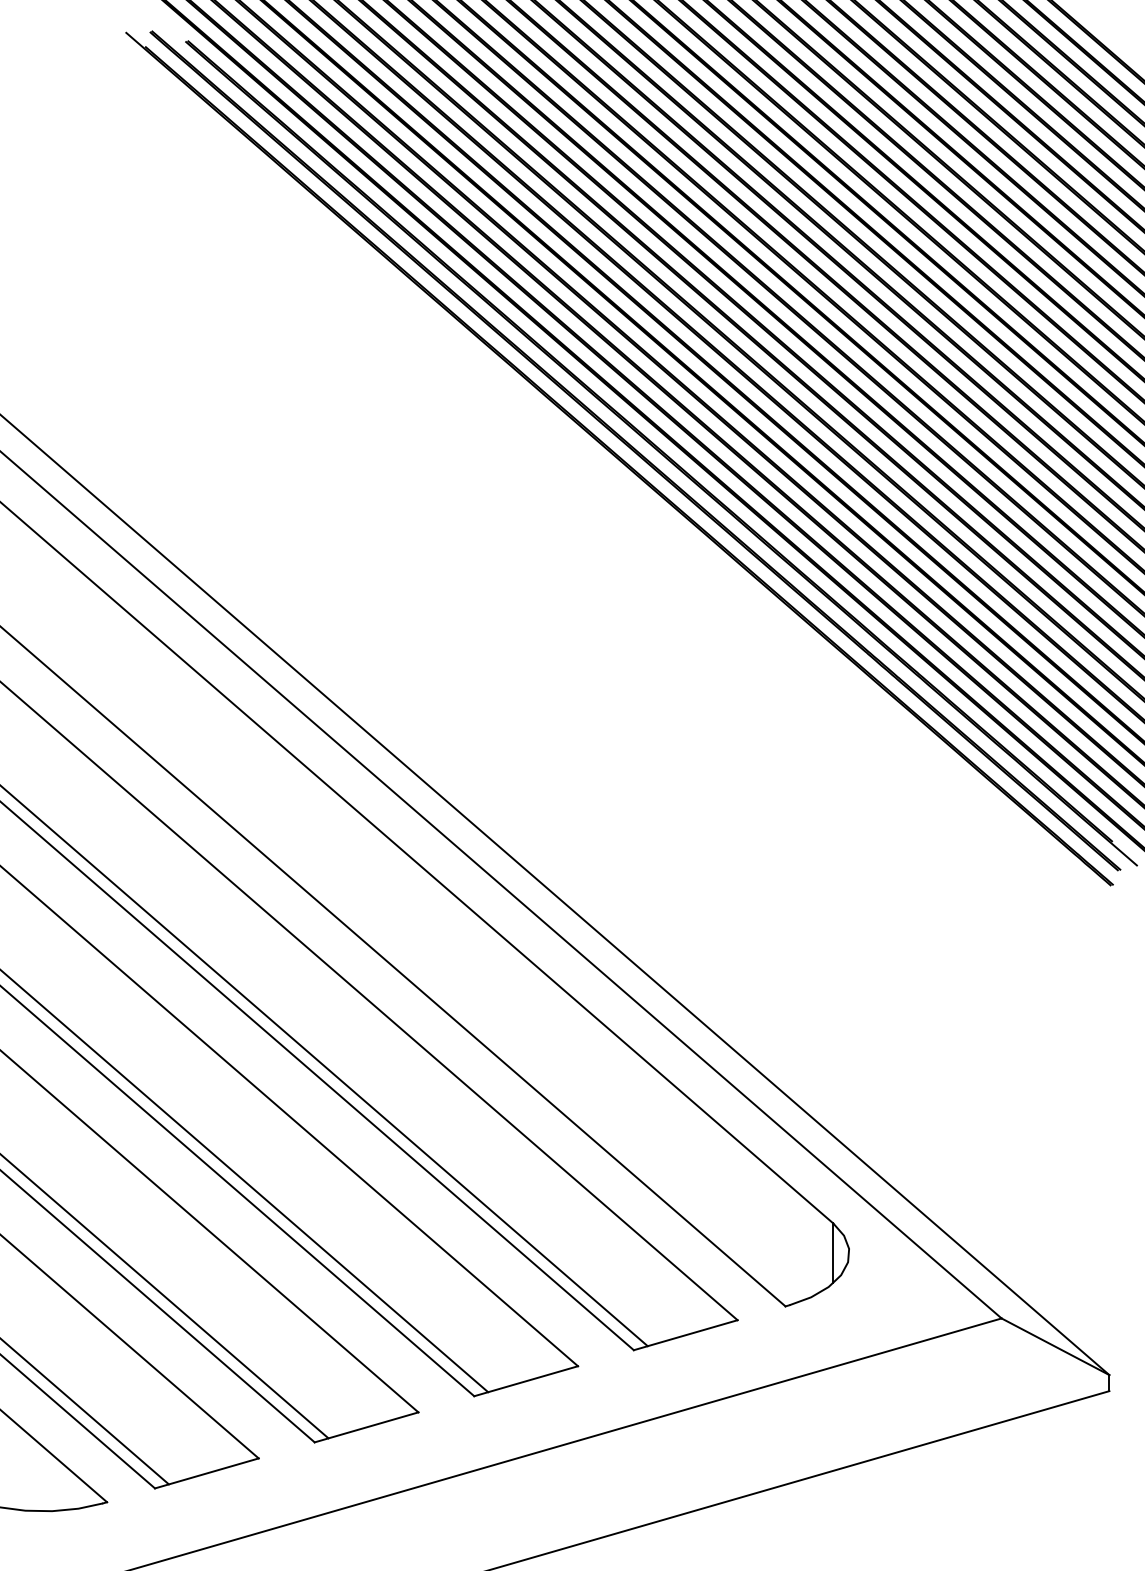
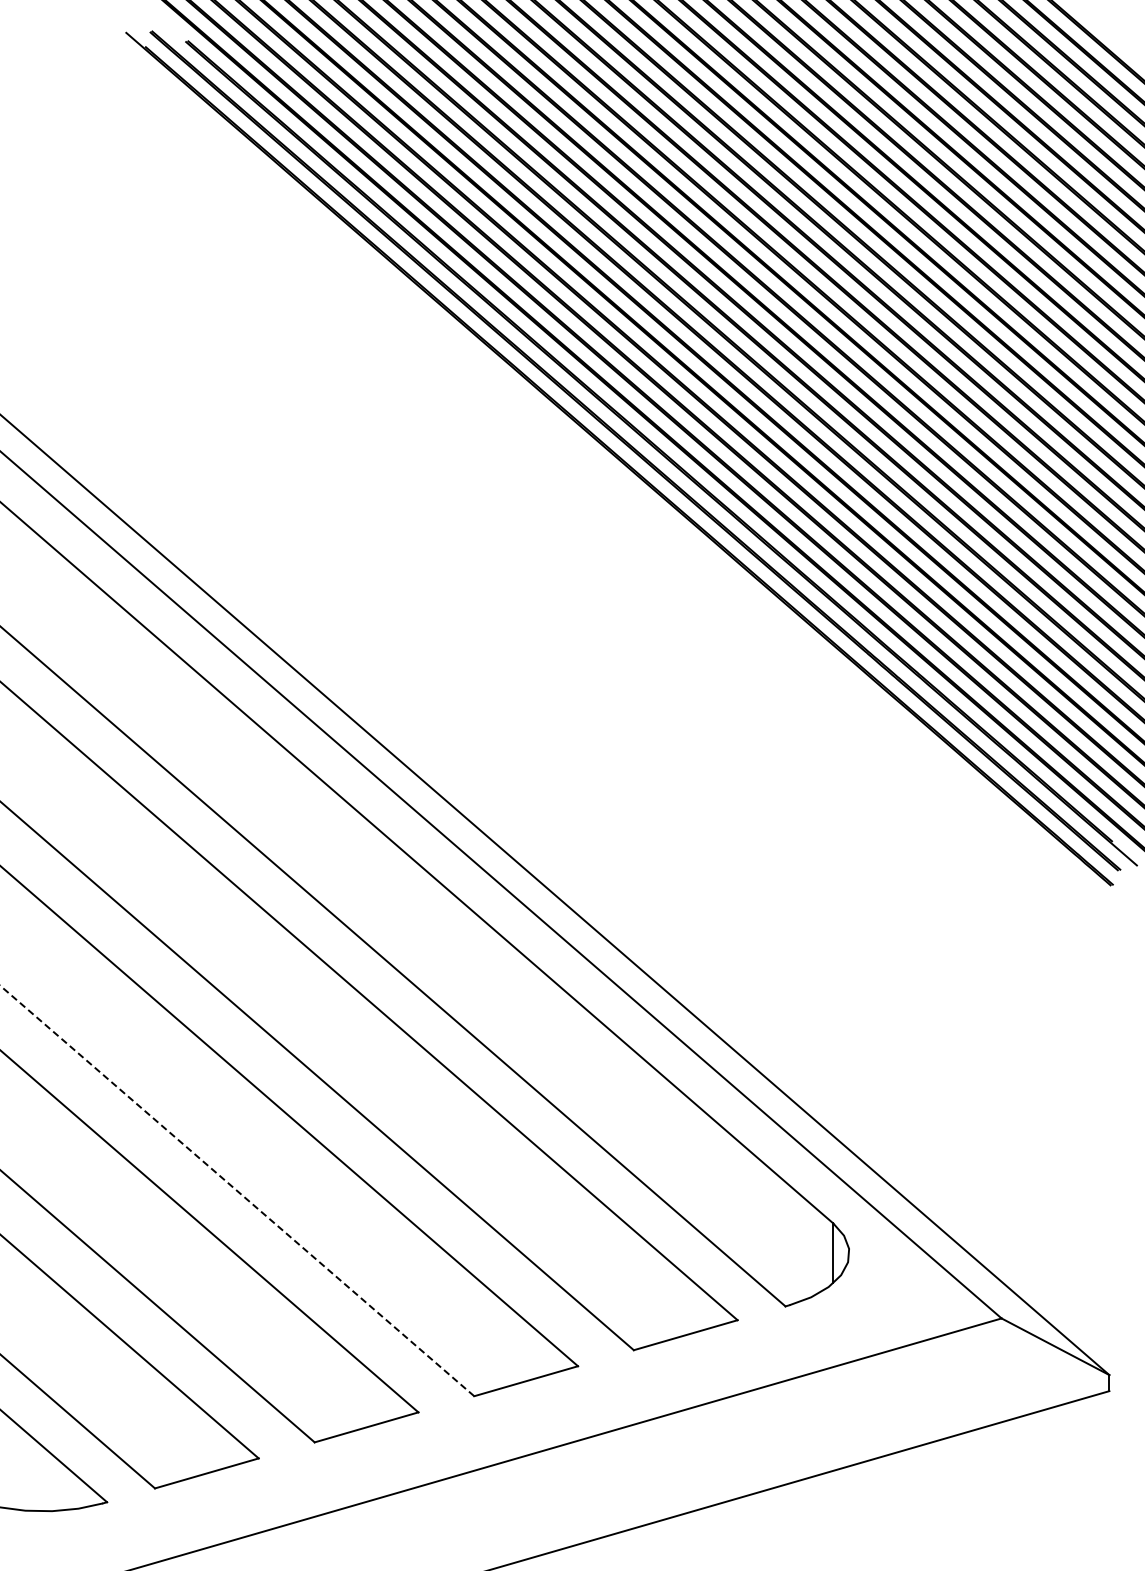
line: present -> none (324, 1066)
line: present -> none (245, 1181)
line: solid -> dashed (236, 1190)
line: present -> none (165, 1297)
line: present -> none (85, 1412)
